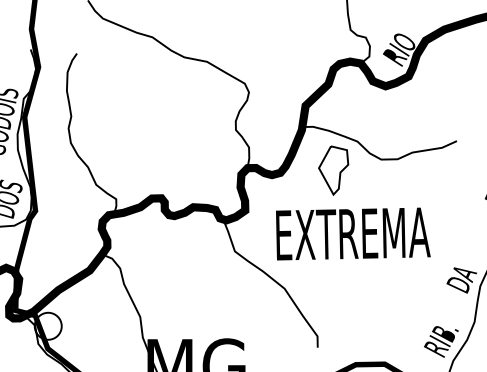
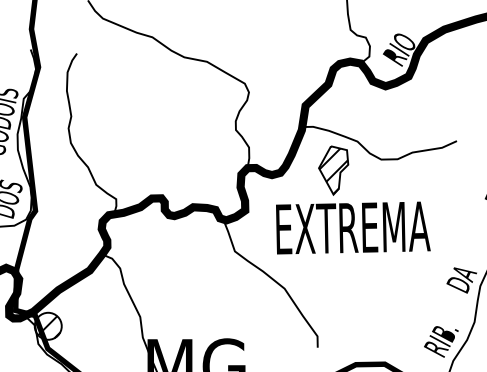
hatch: none -> present (333, 171)
text position: (353, 233) -> (353, 227) (353, 227)
hatch: none -> present (49, 327)
